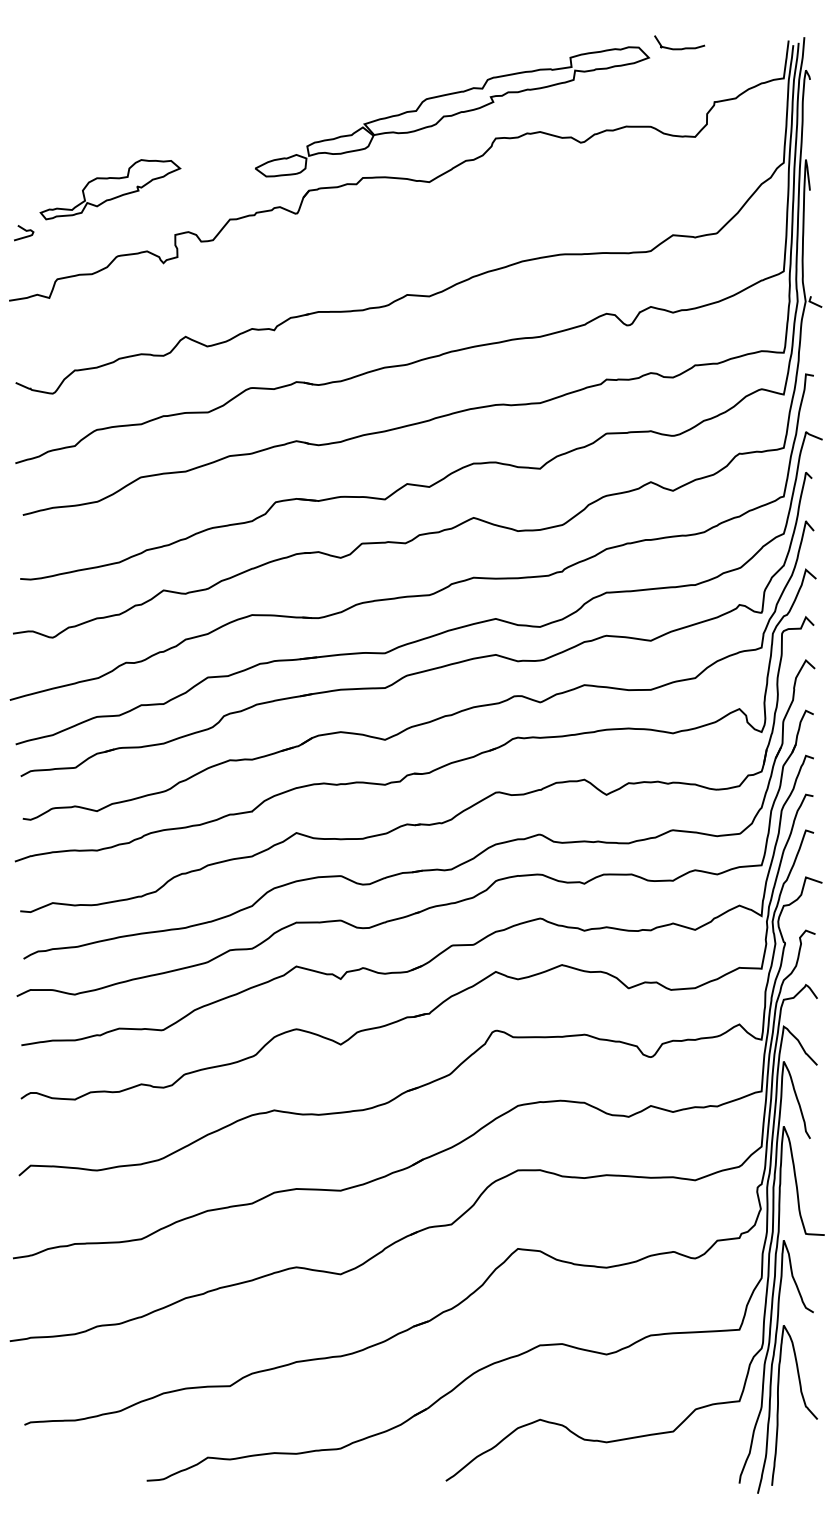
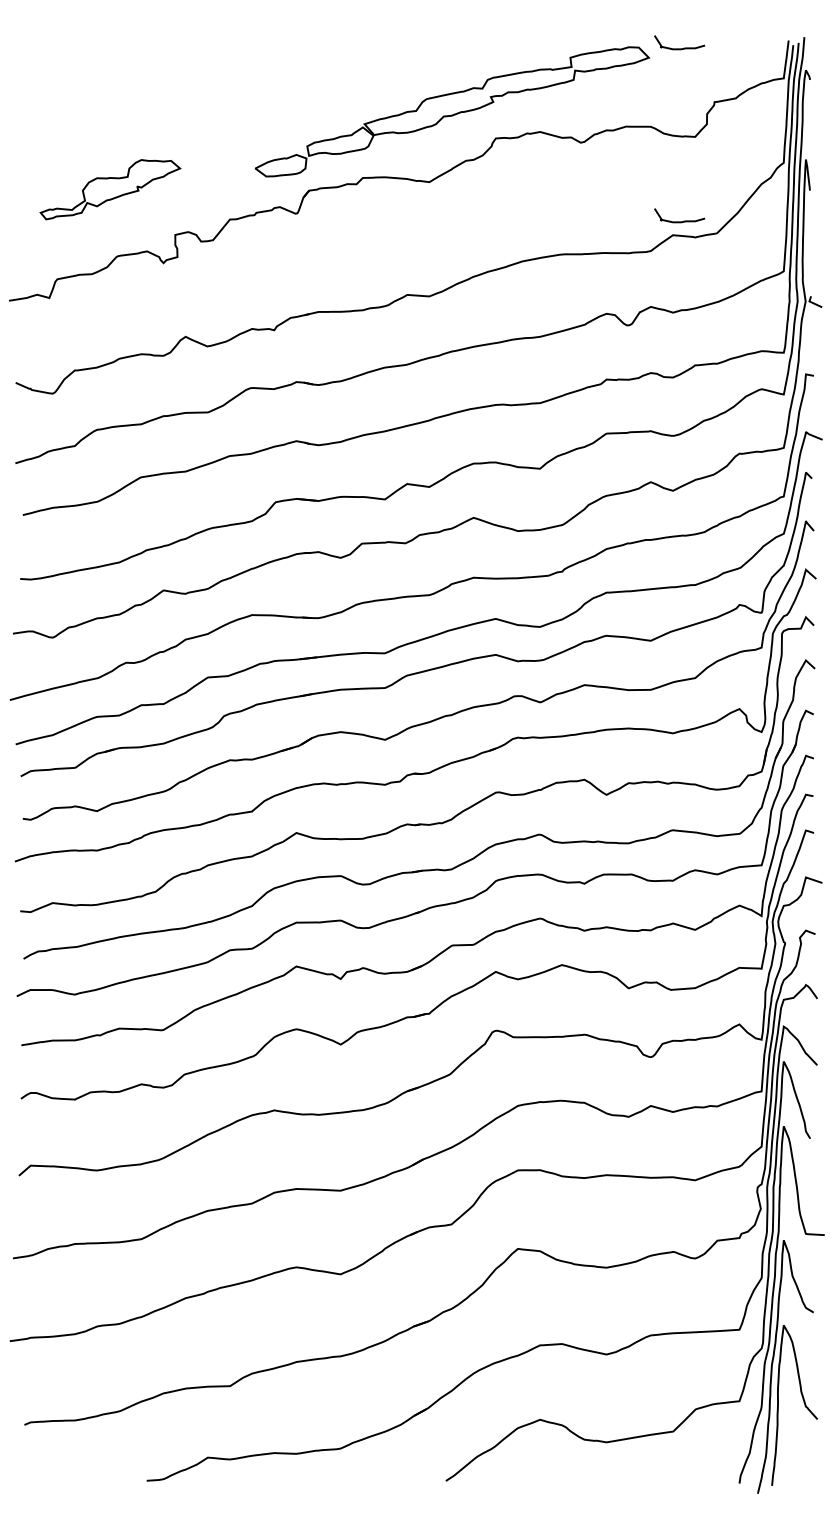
curve: none -> present (679, 221)
curve: present -> none (25, 231)
